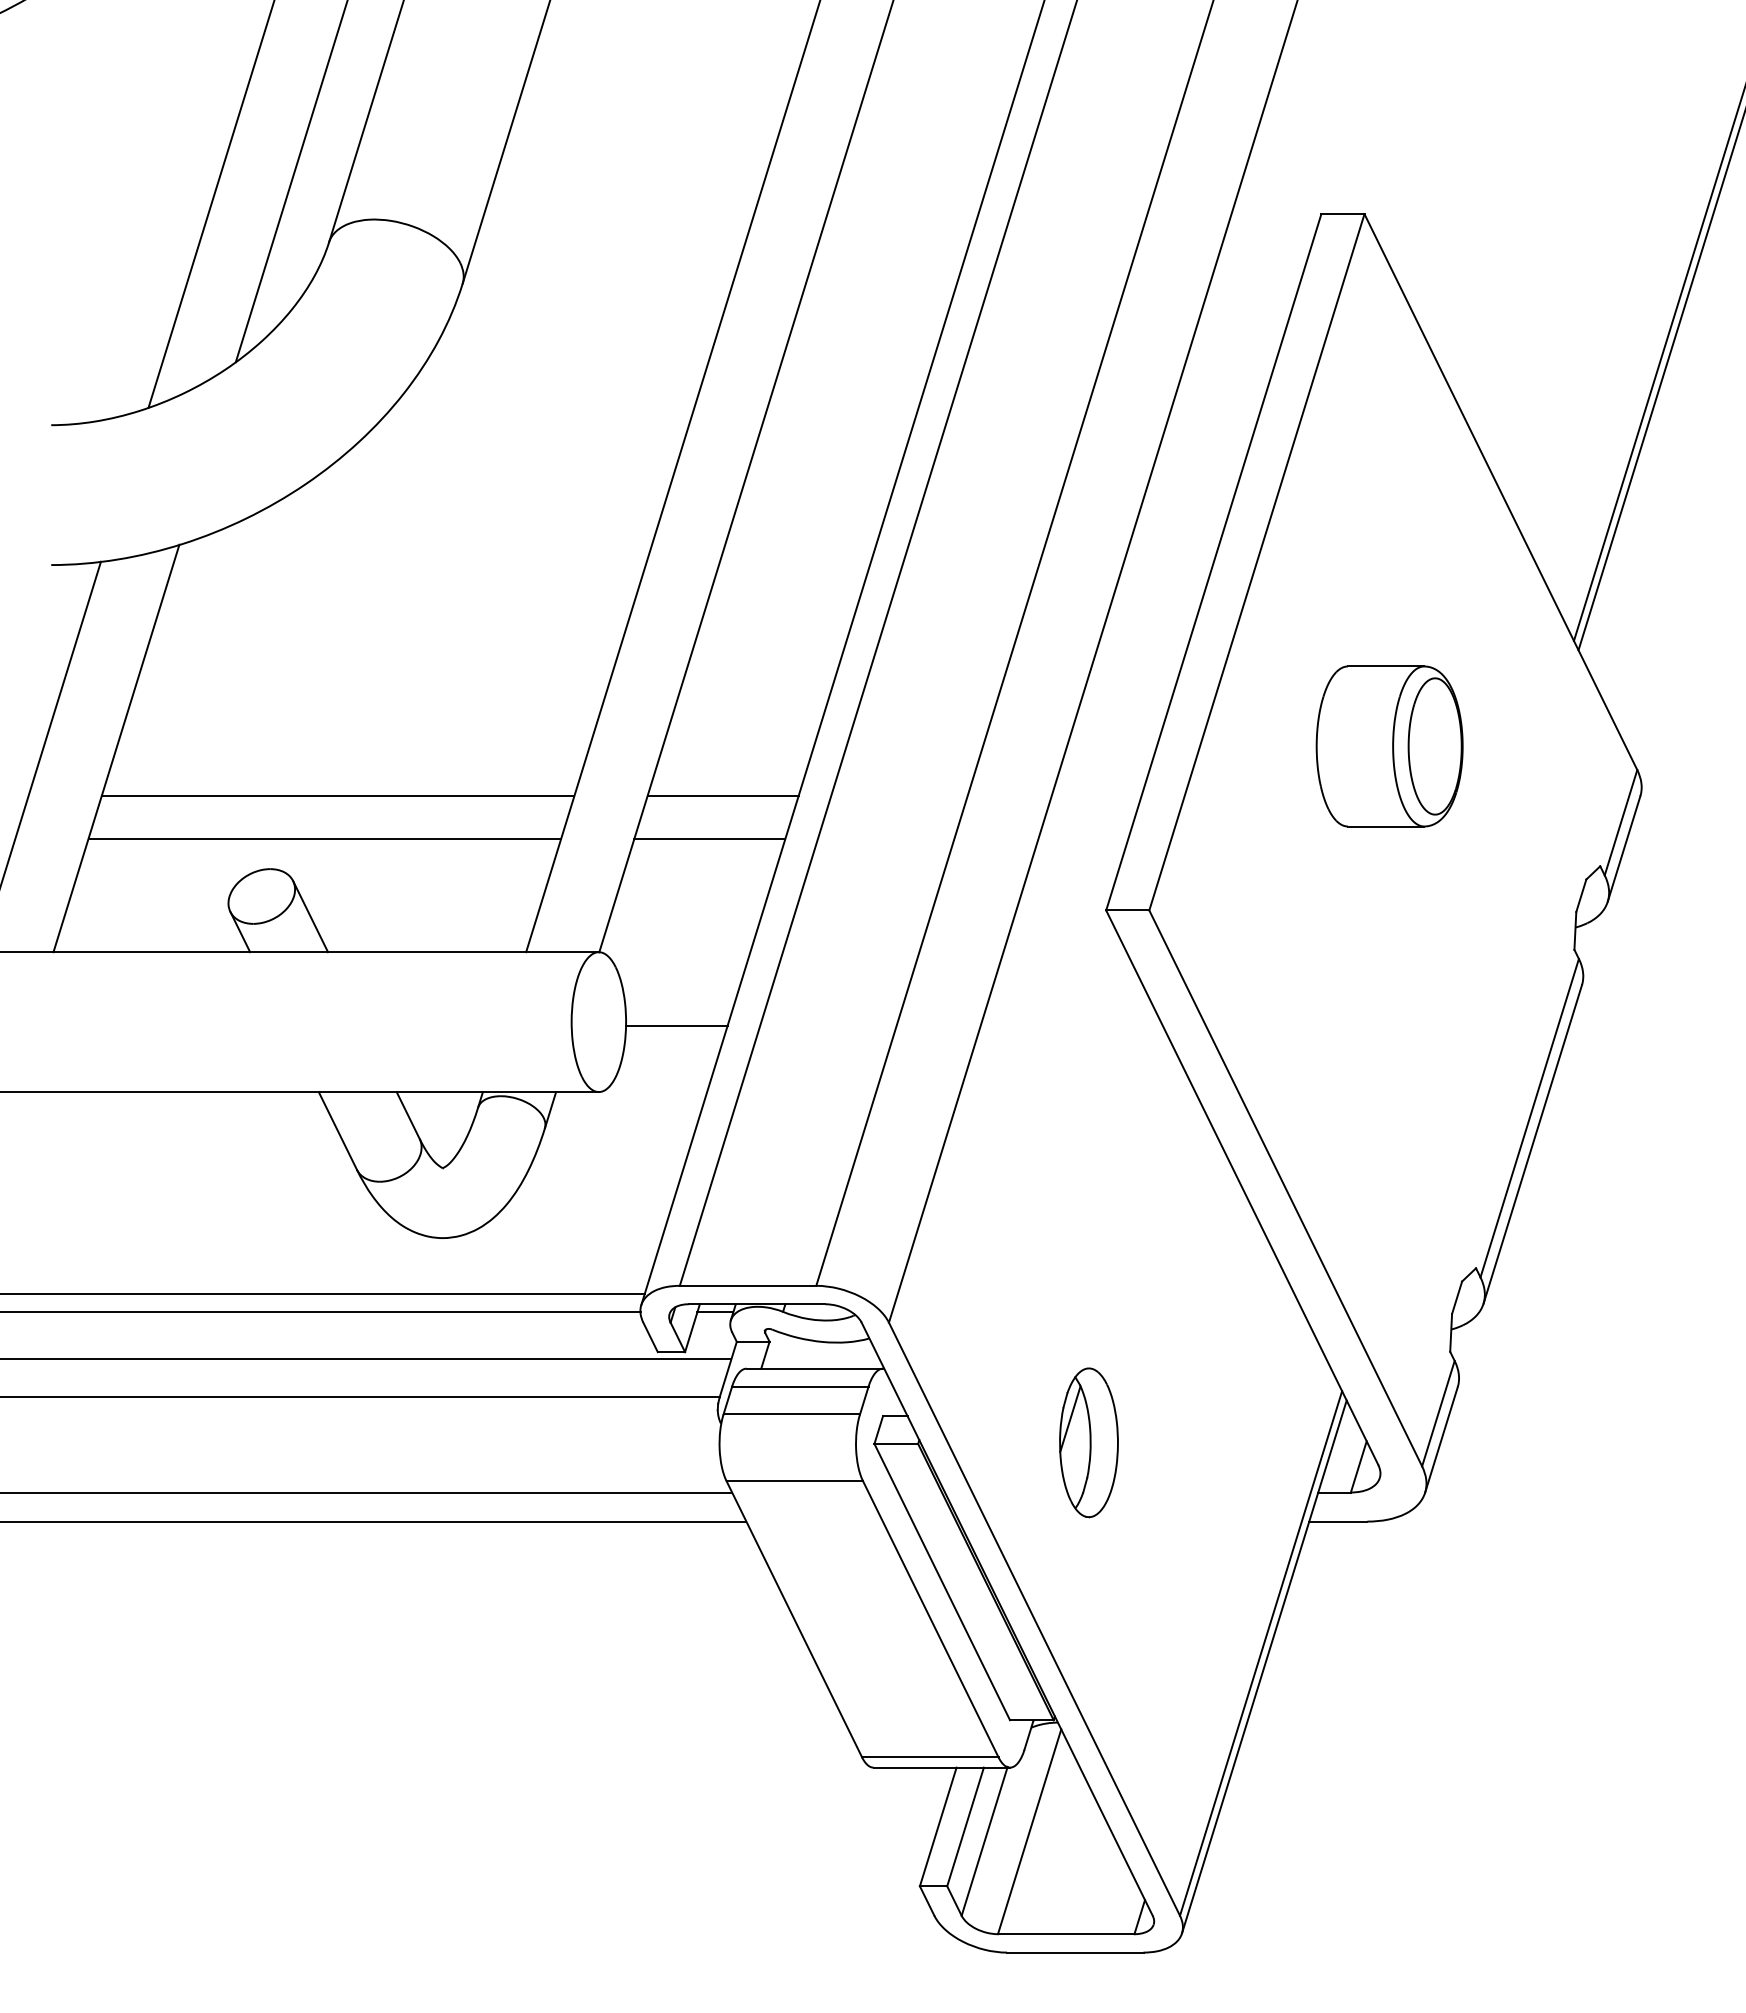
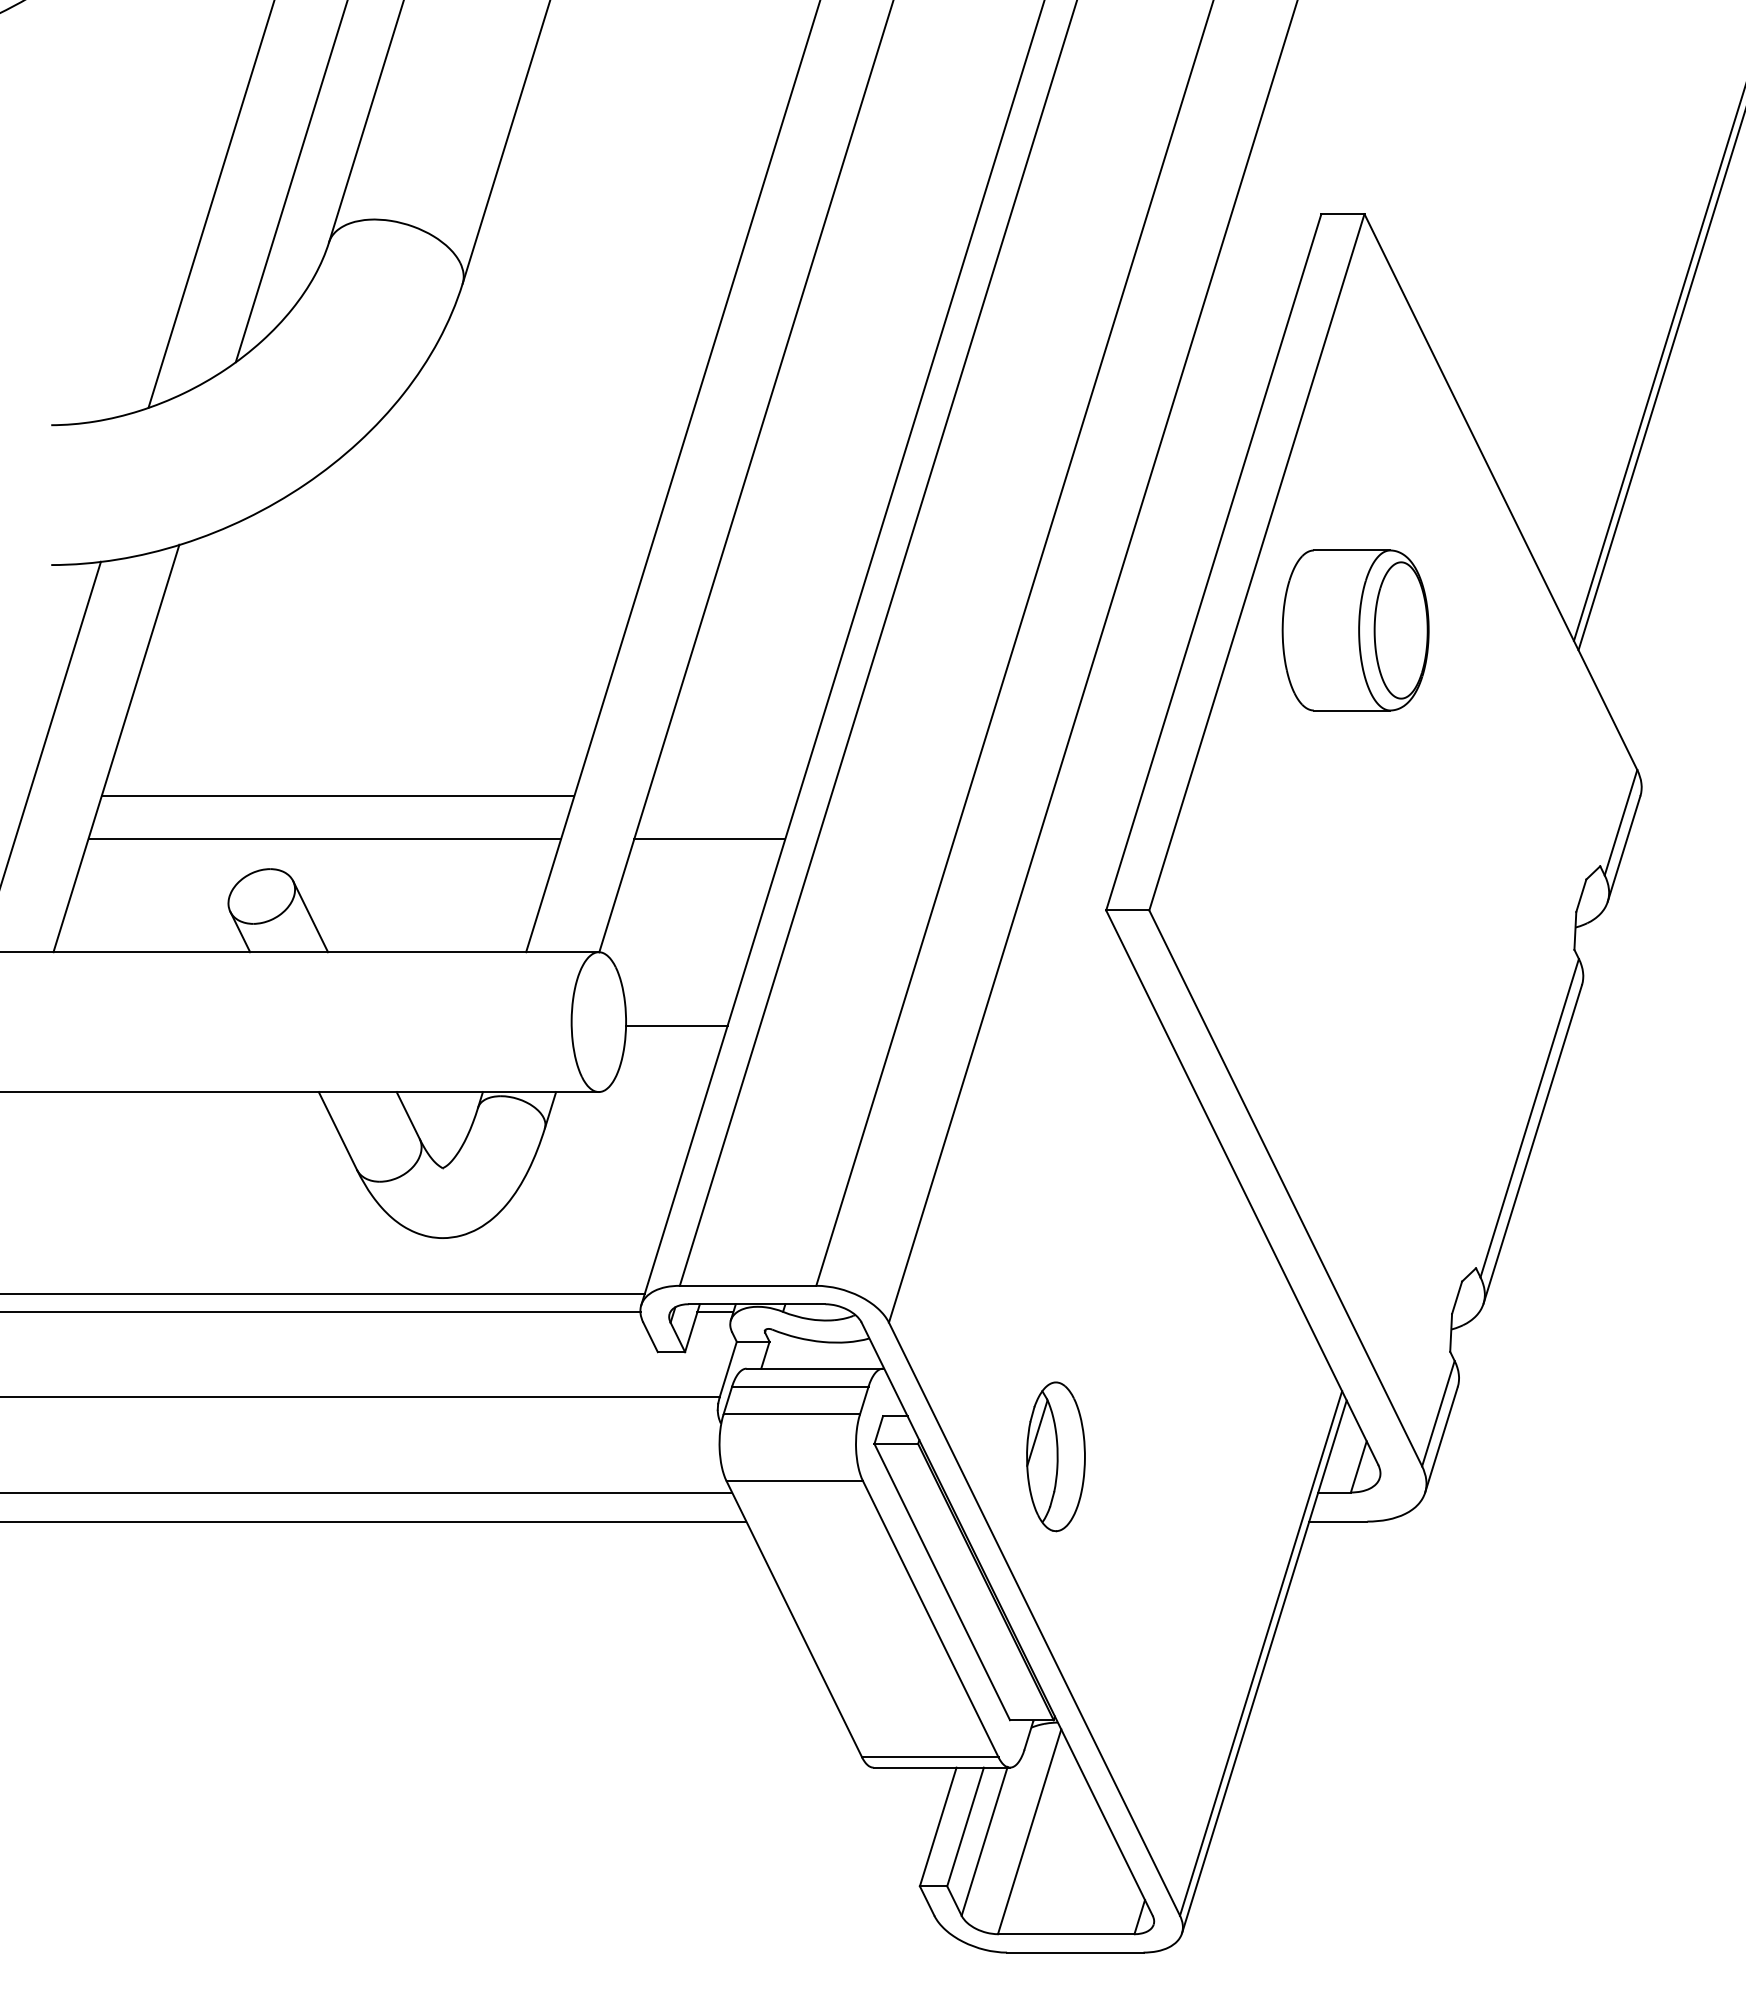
part position: (1389, 746) -> (1355, 630) (1355, 630)
line: present -> none (722, 796)
line: present -> none (366, 1359)
part position: (1088, 1442) -> (1055, 1456) (1055, 1456)
